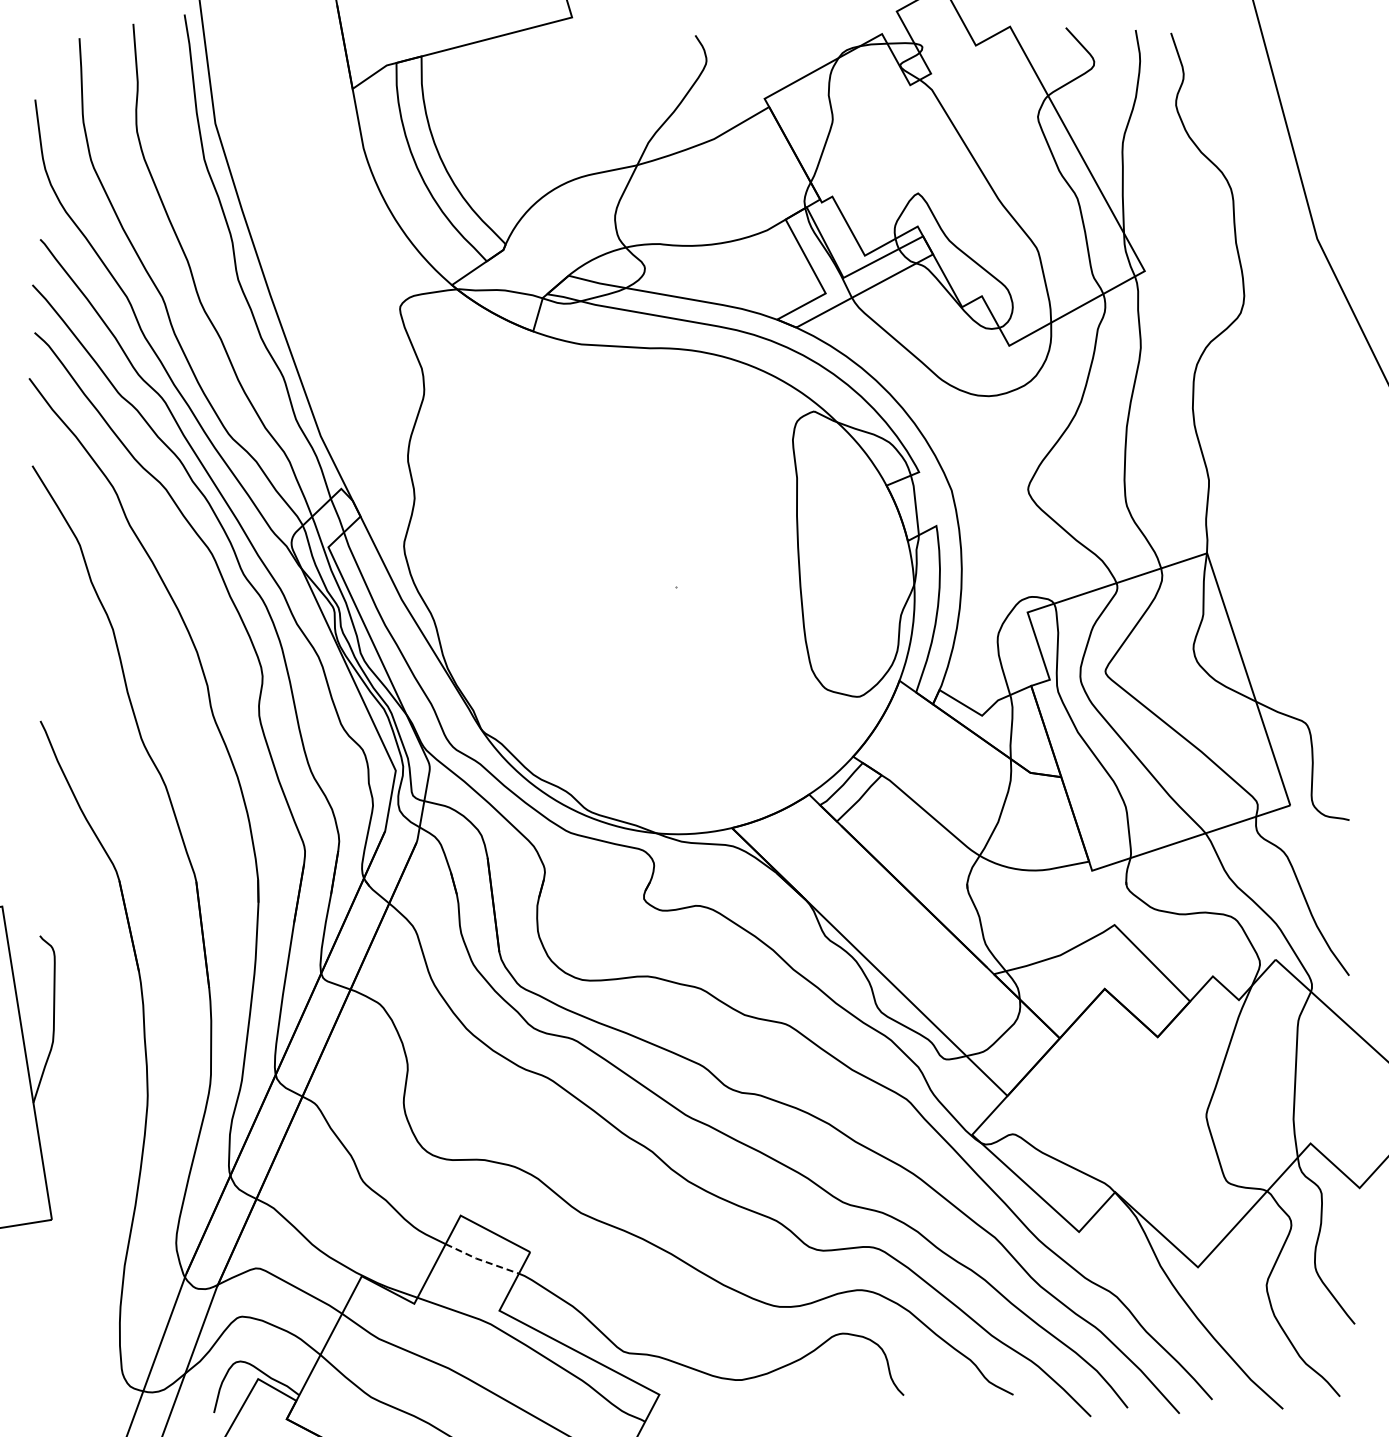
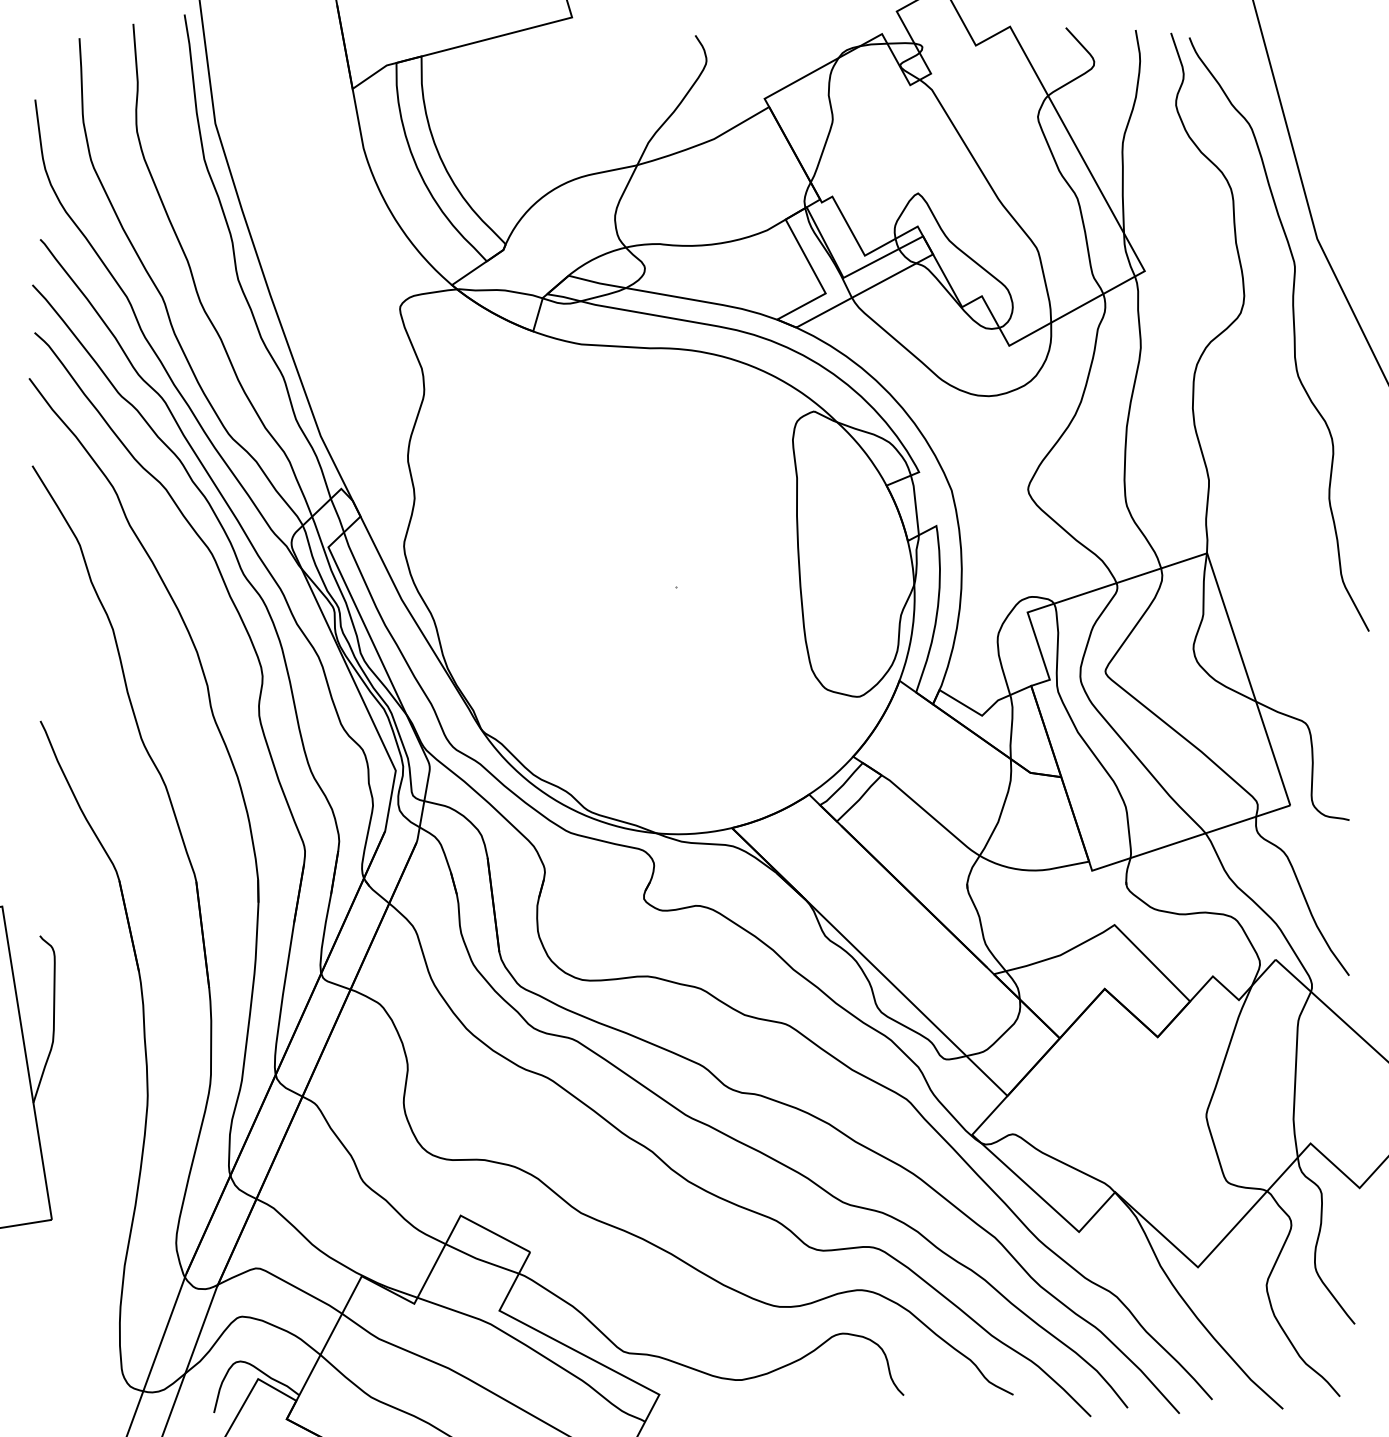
curve: none -> present (1293, 334)
line: dashed -> solid (481, 1260)
